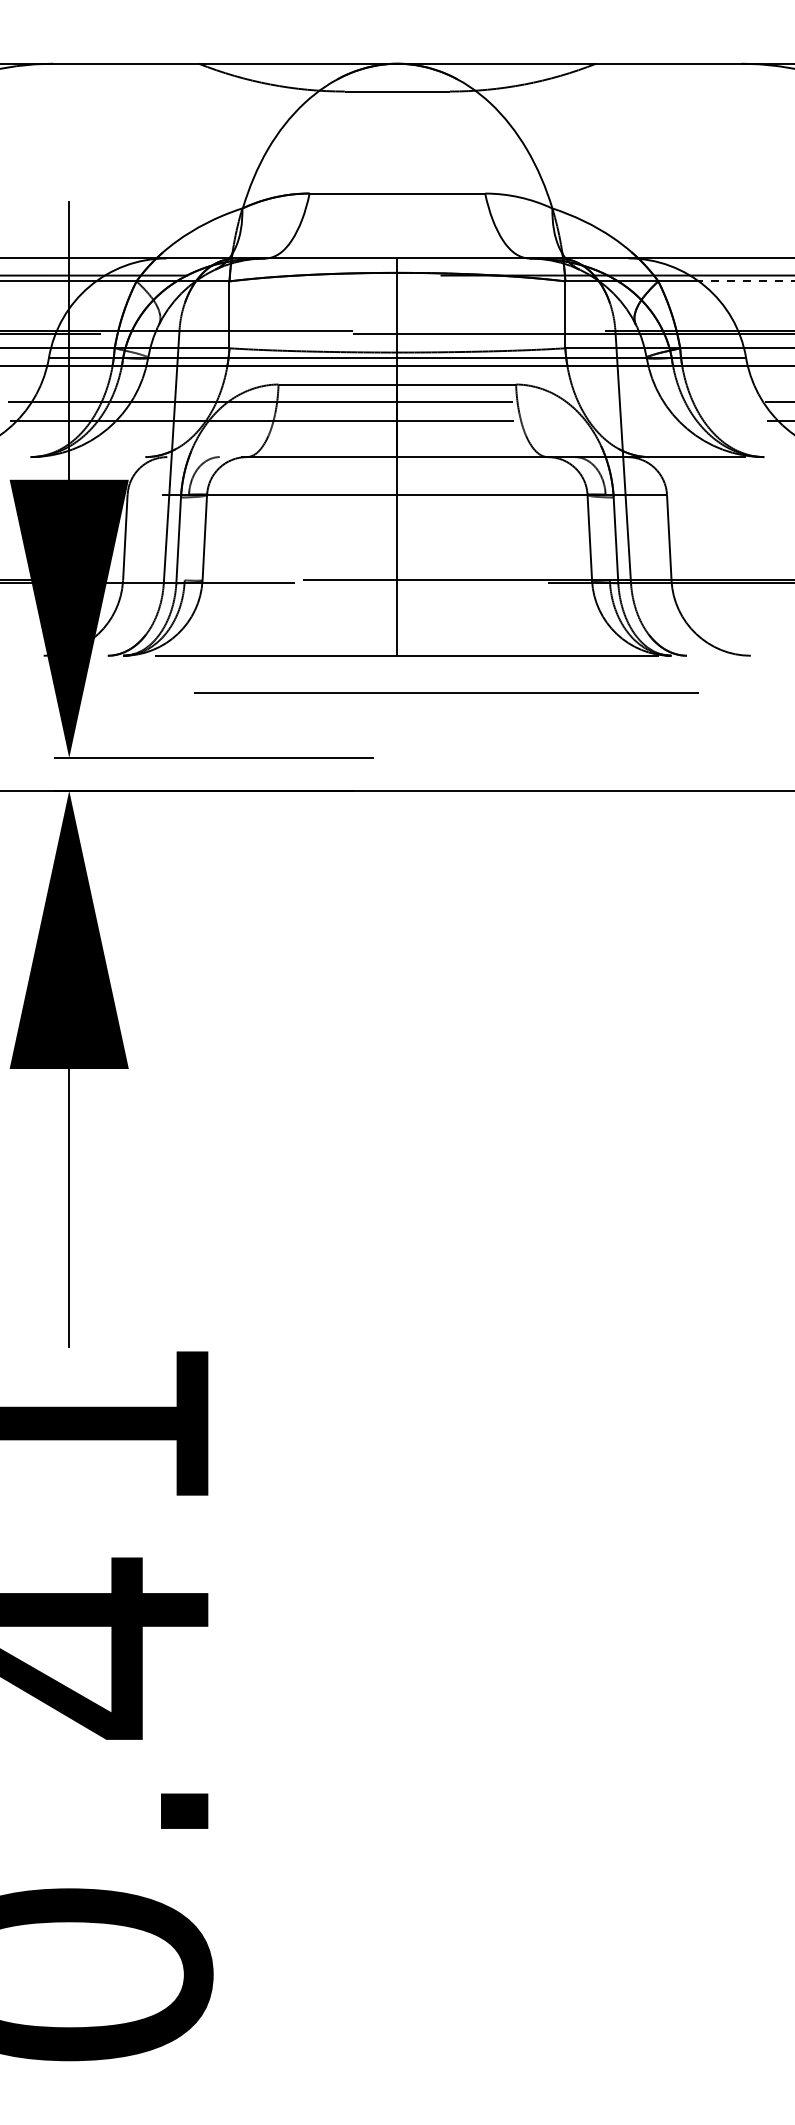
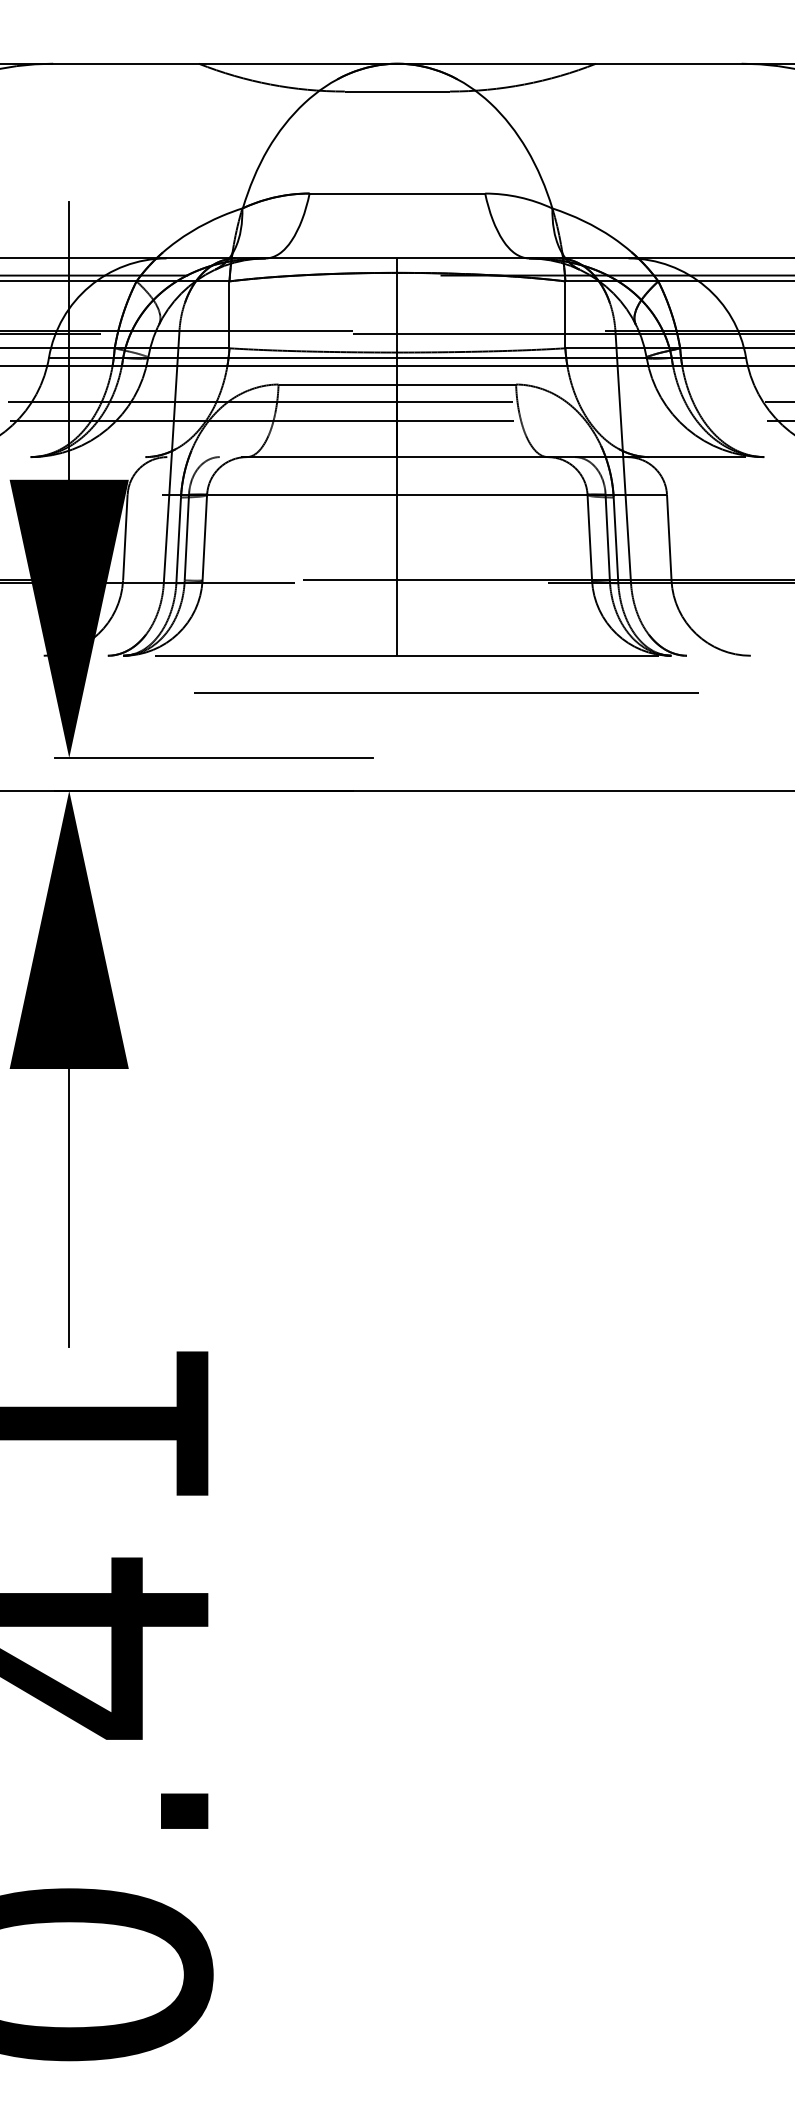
line: dashed -> solid (745, 281)
line: none -> present (186, 537)
line: none -> present (607, 537)
